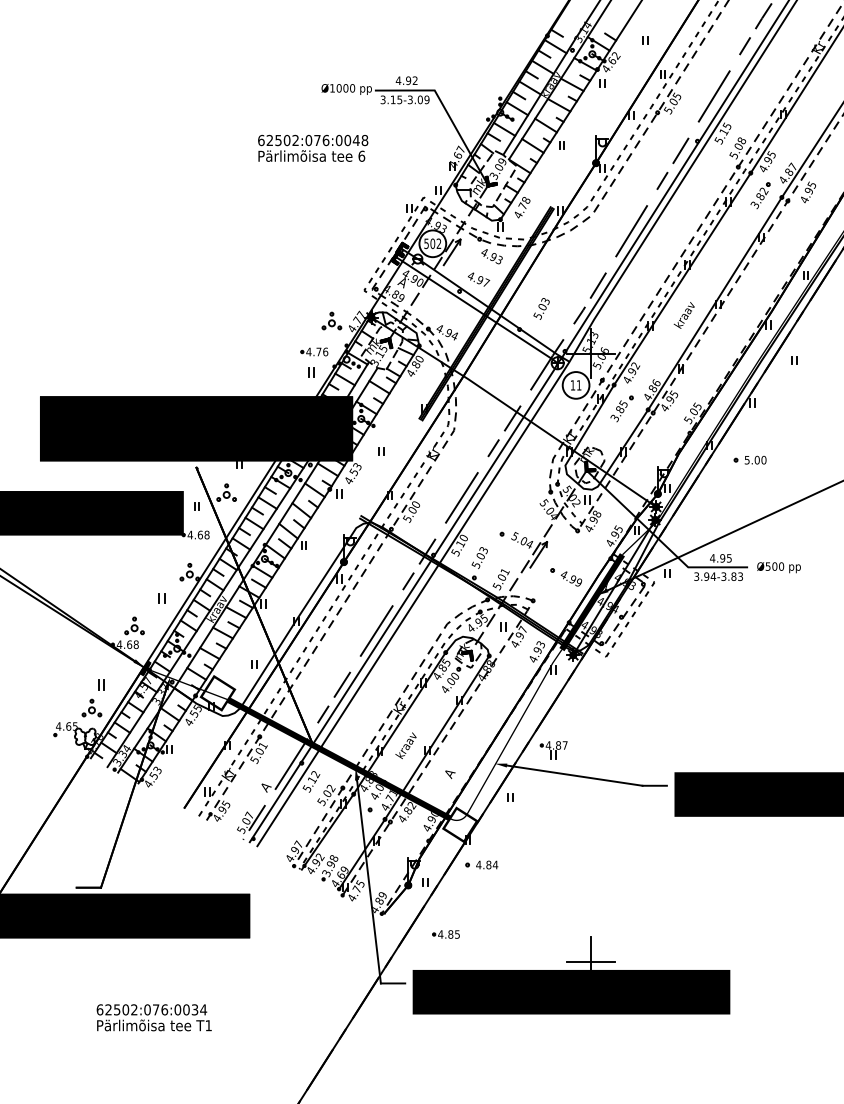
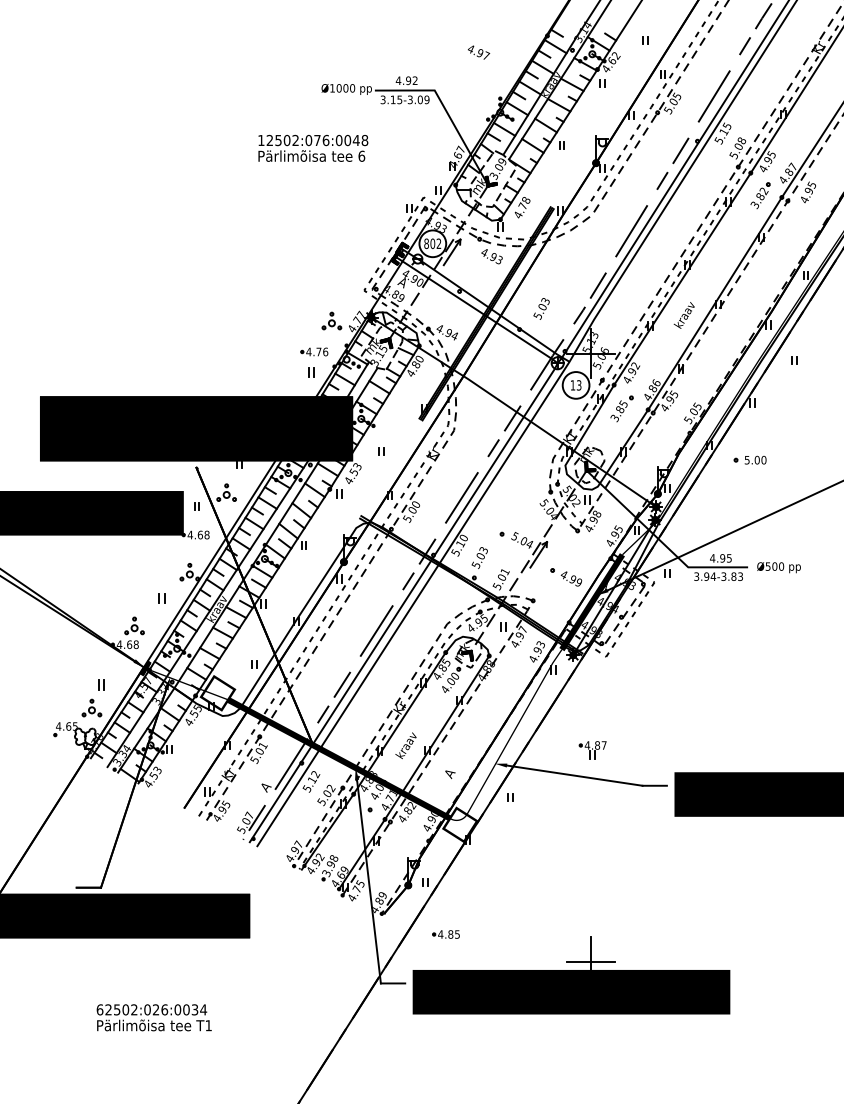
text: 62502:076:0048 -> 12502:076:0048 (261, 140)
text: 502 -> 802 (426, 243)
text position: (479, 279) -> (479, 52) (479, 52)
text: 11 -> 13 (578, 385)
part position: (553, 750) -> (592, 750) (592, 750)
part: present -> none (481, 864)
text: 62502:076:0034 -> 62502:026:0034 (155, 1009)
